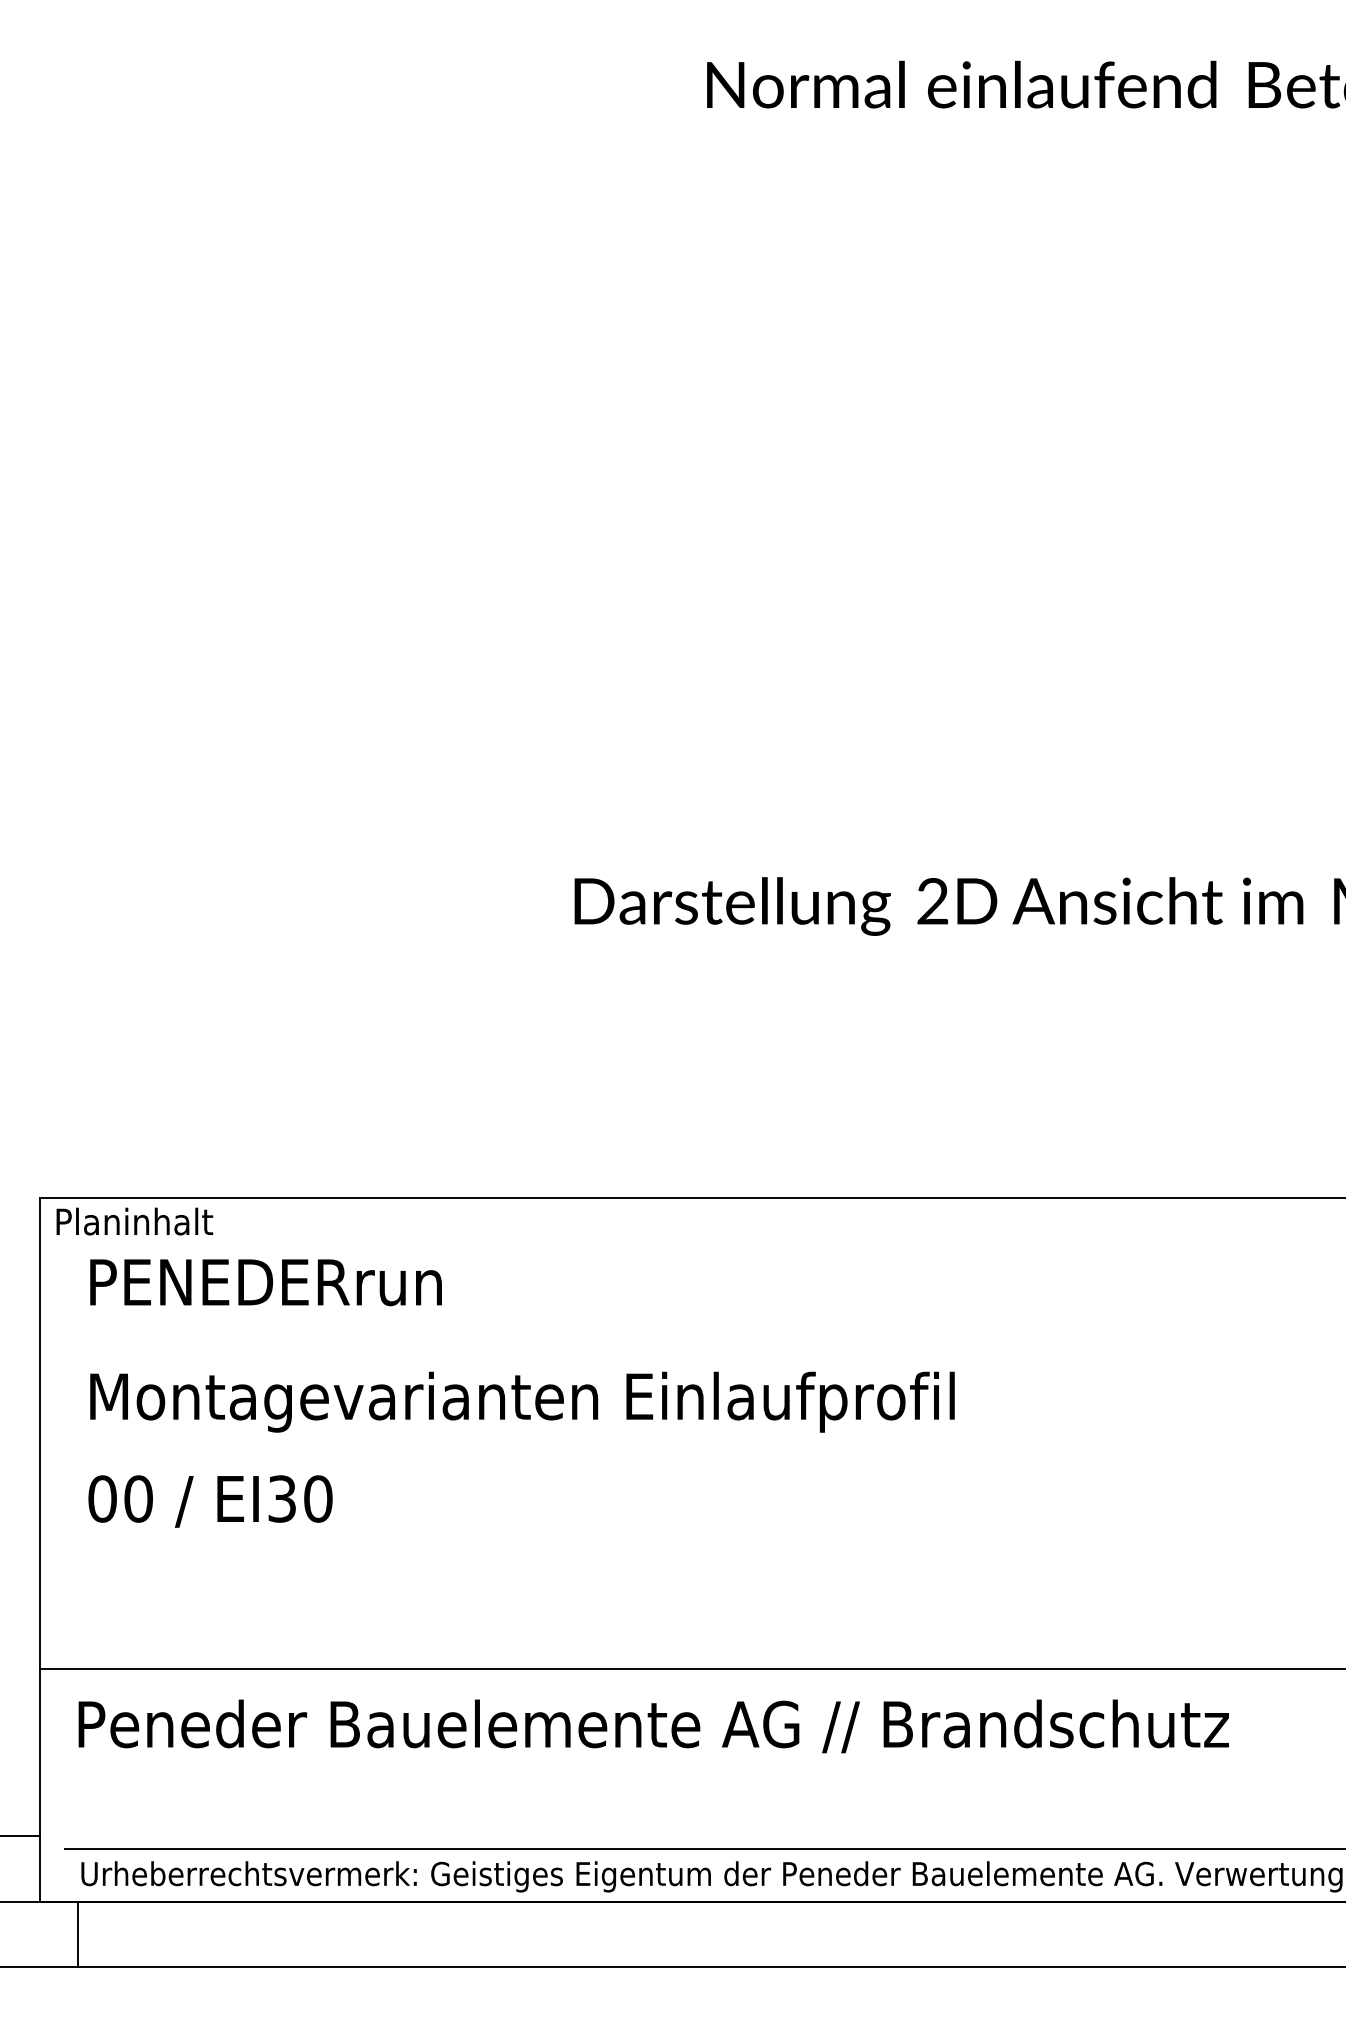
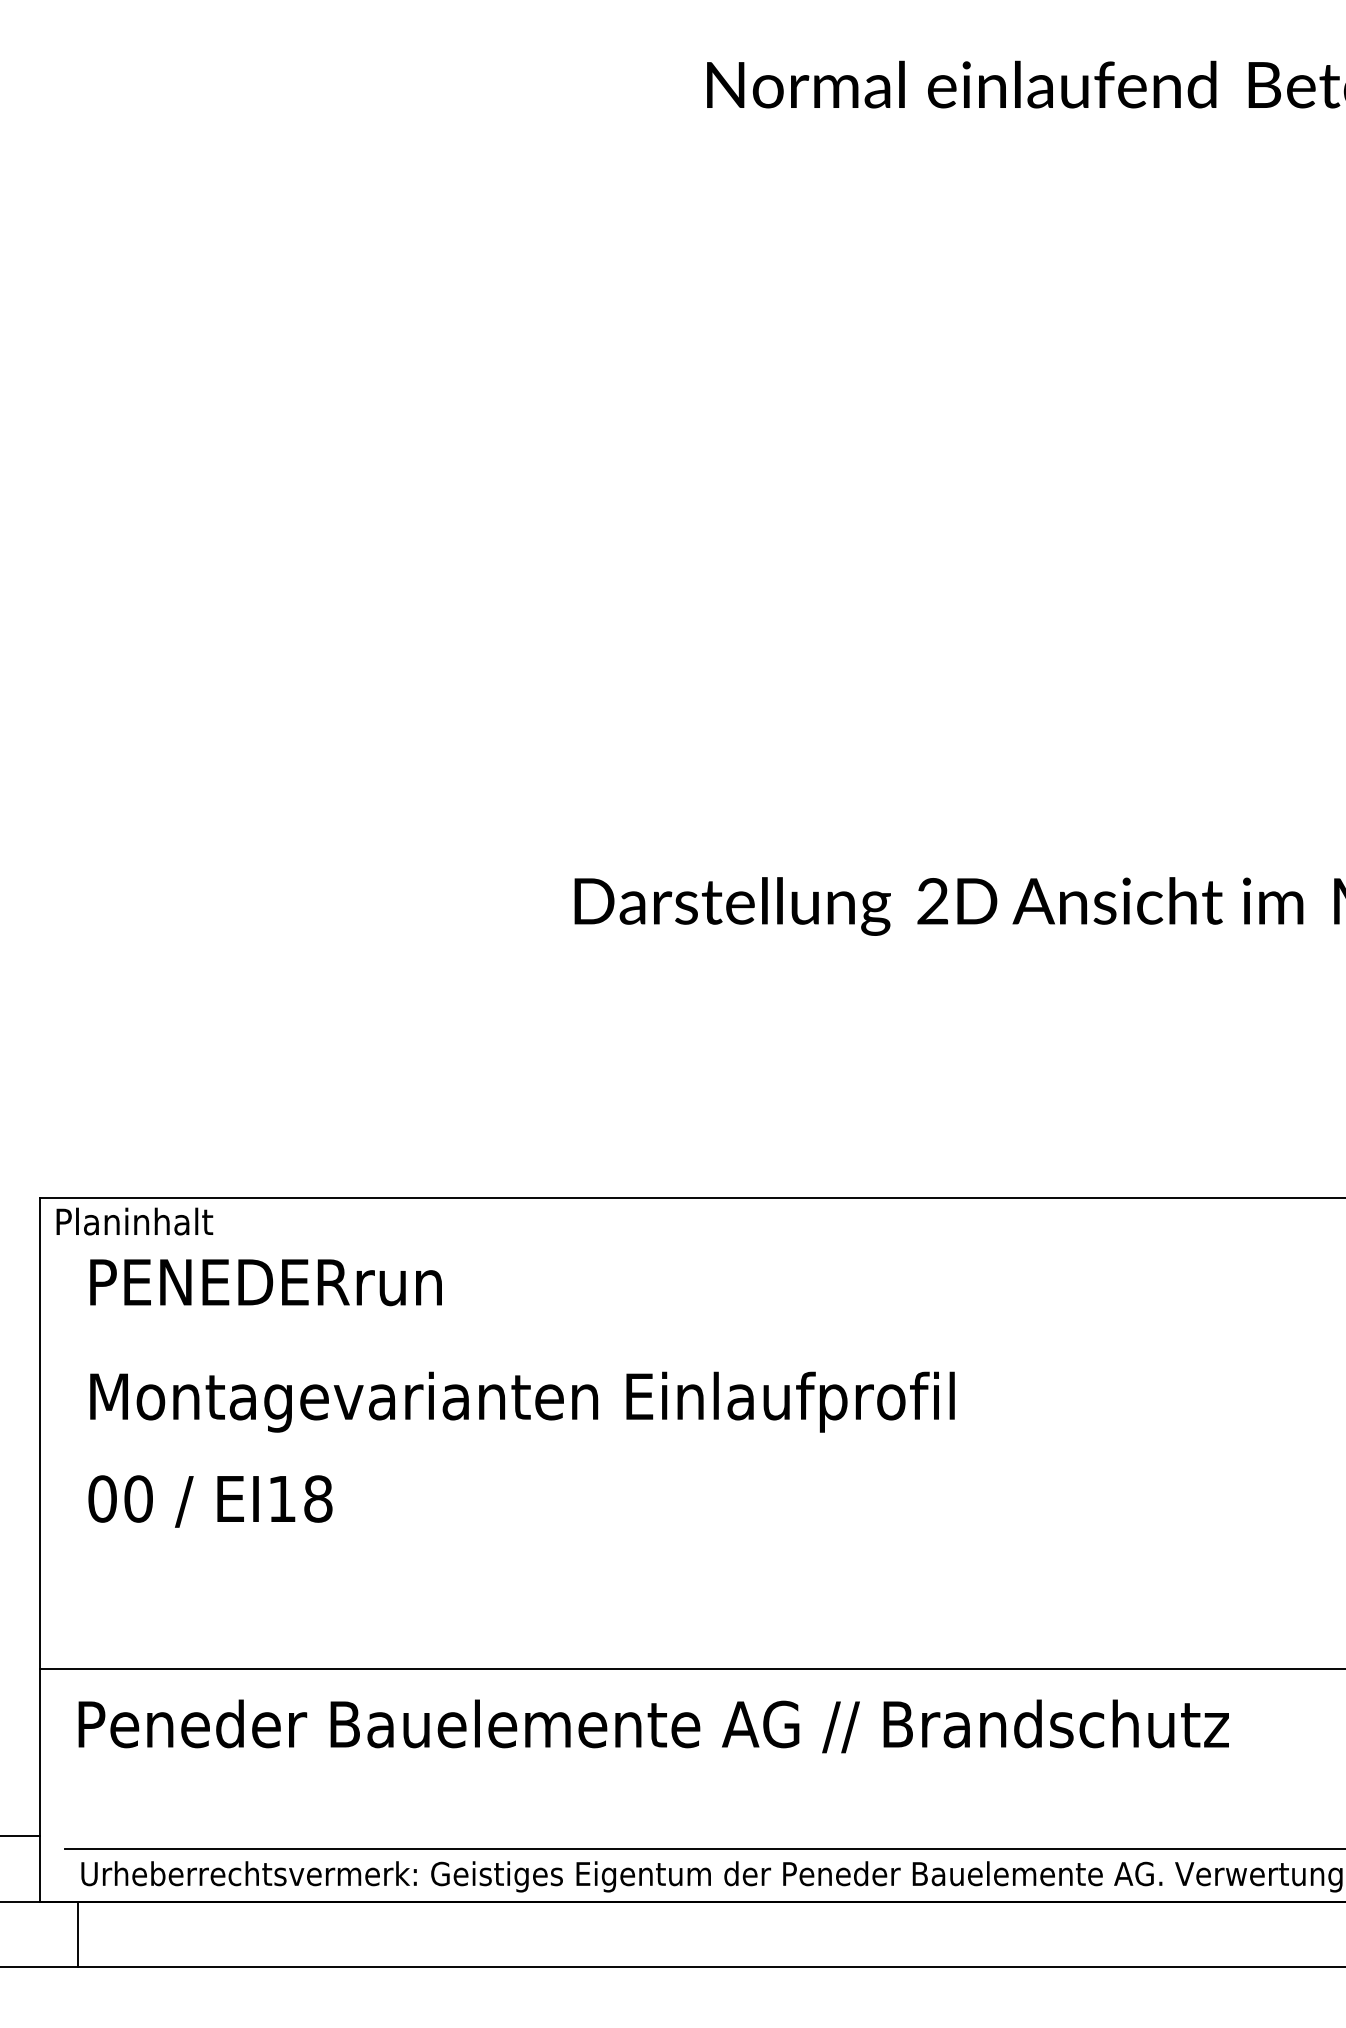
text: EI30 -> EI18 (300, 1498)
